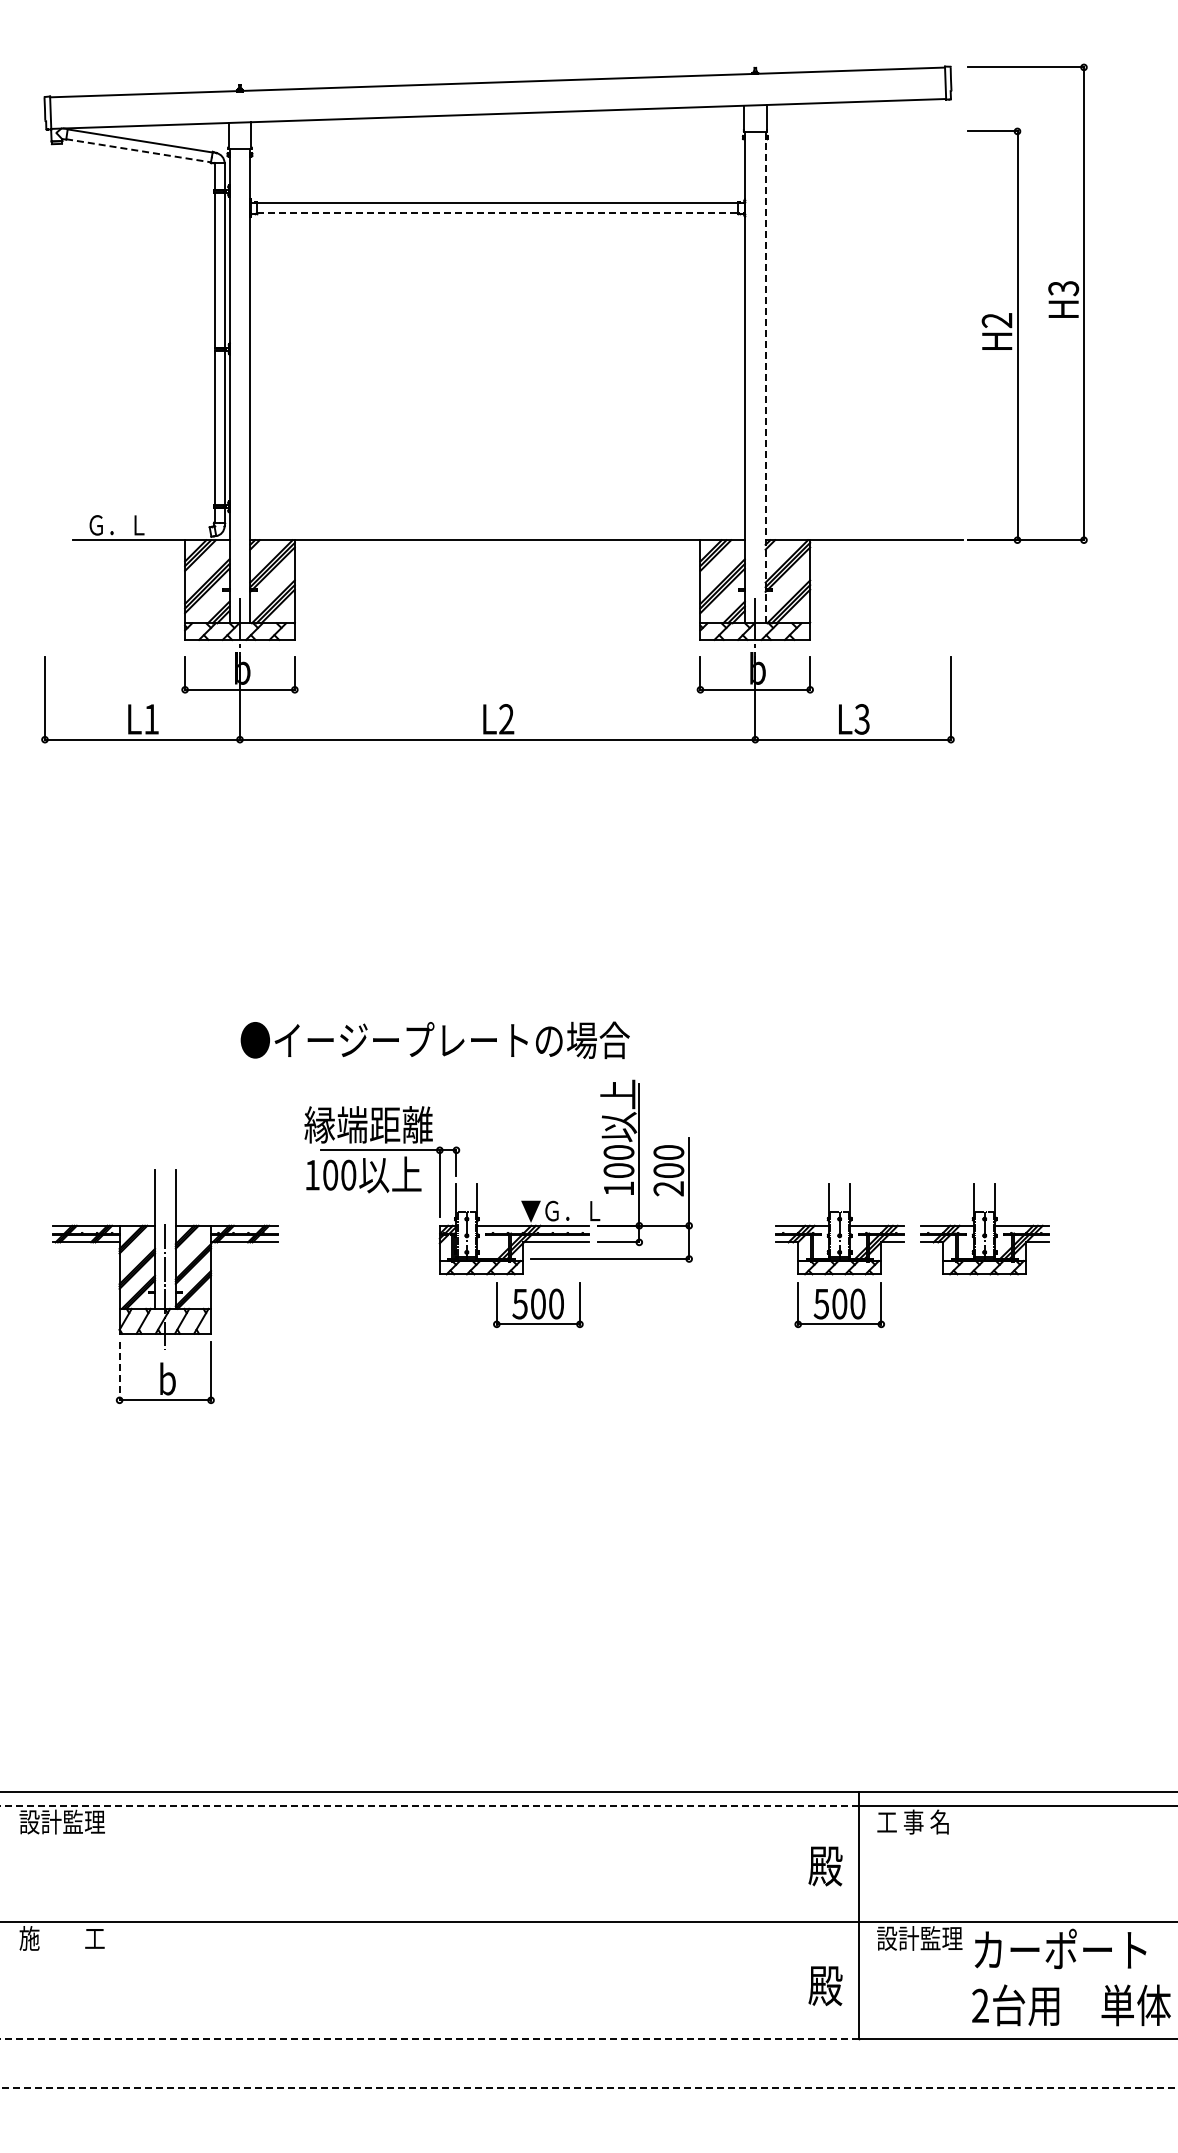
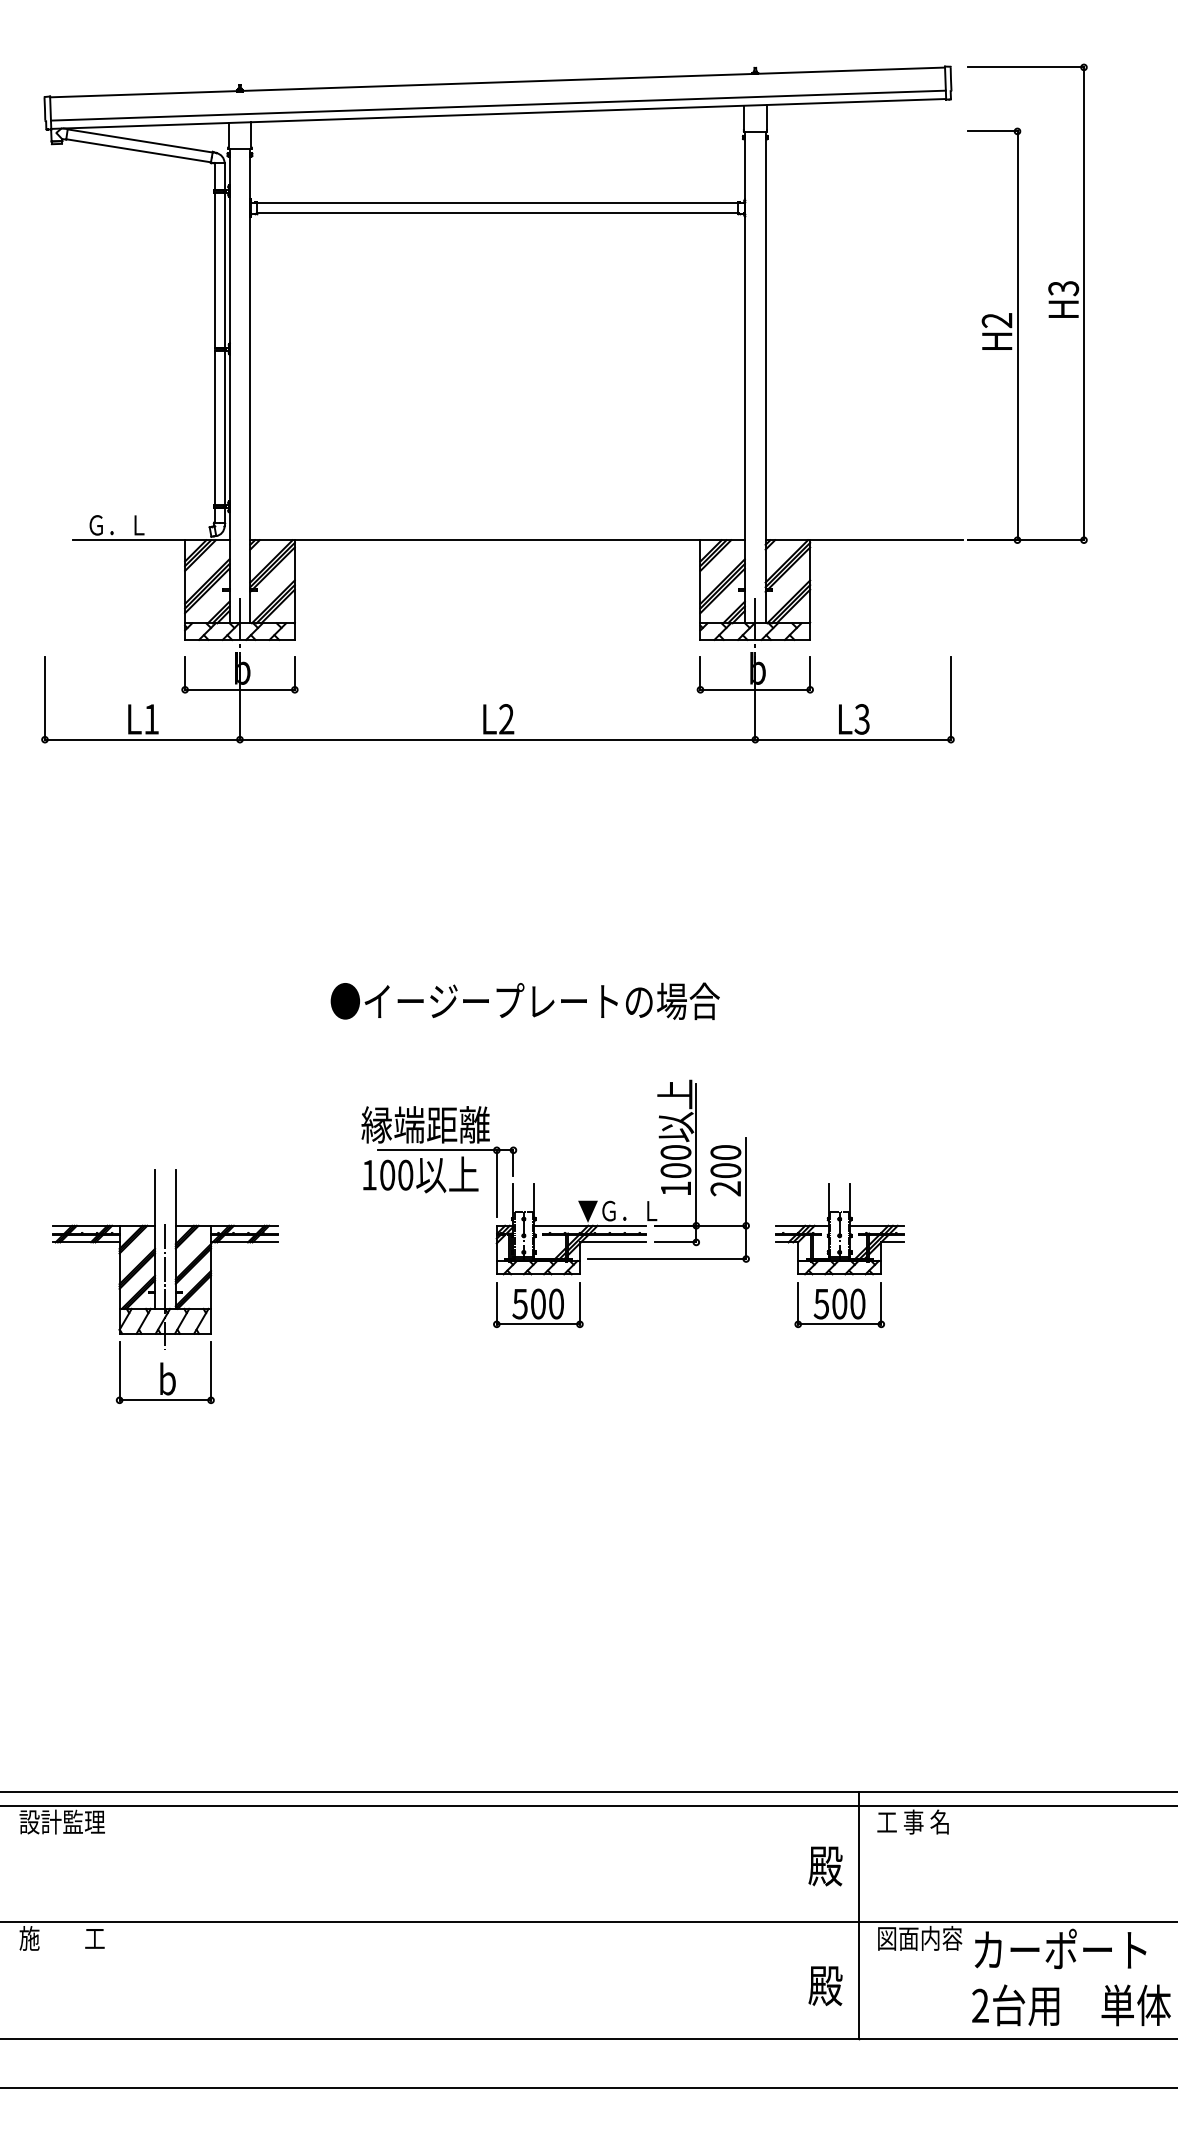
line: none -> present (497, 105)
line: dashed -> solid (139, 150)
line: dashed -> solid (498, 213)
line: dashed -> solid (765, 377)
text position: (434, 1040) -> (524, 1001) (524, 1001)
part position: (477, 1183) -> (534, 1183) (534, 1183)
part: present -> none (984, 1229)
line: dashed -> solid (119, 1371)
line: dashed -> solid (429, 1805)
text: 設計監理 -> 図面内容 (919, 1938)
line: dashed -> solid (430, 2038)
line: dashed -> solid (589, 2088)
